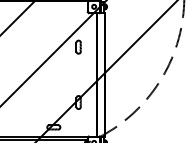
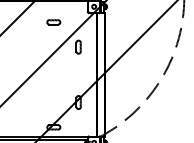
part: none -> present (53, 22)
